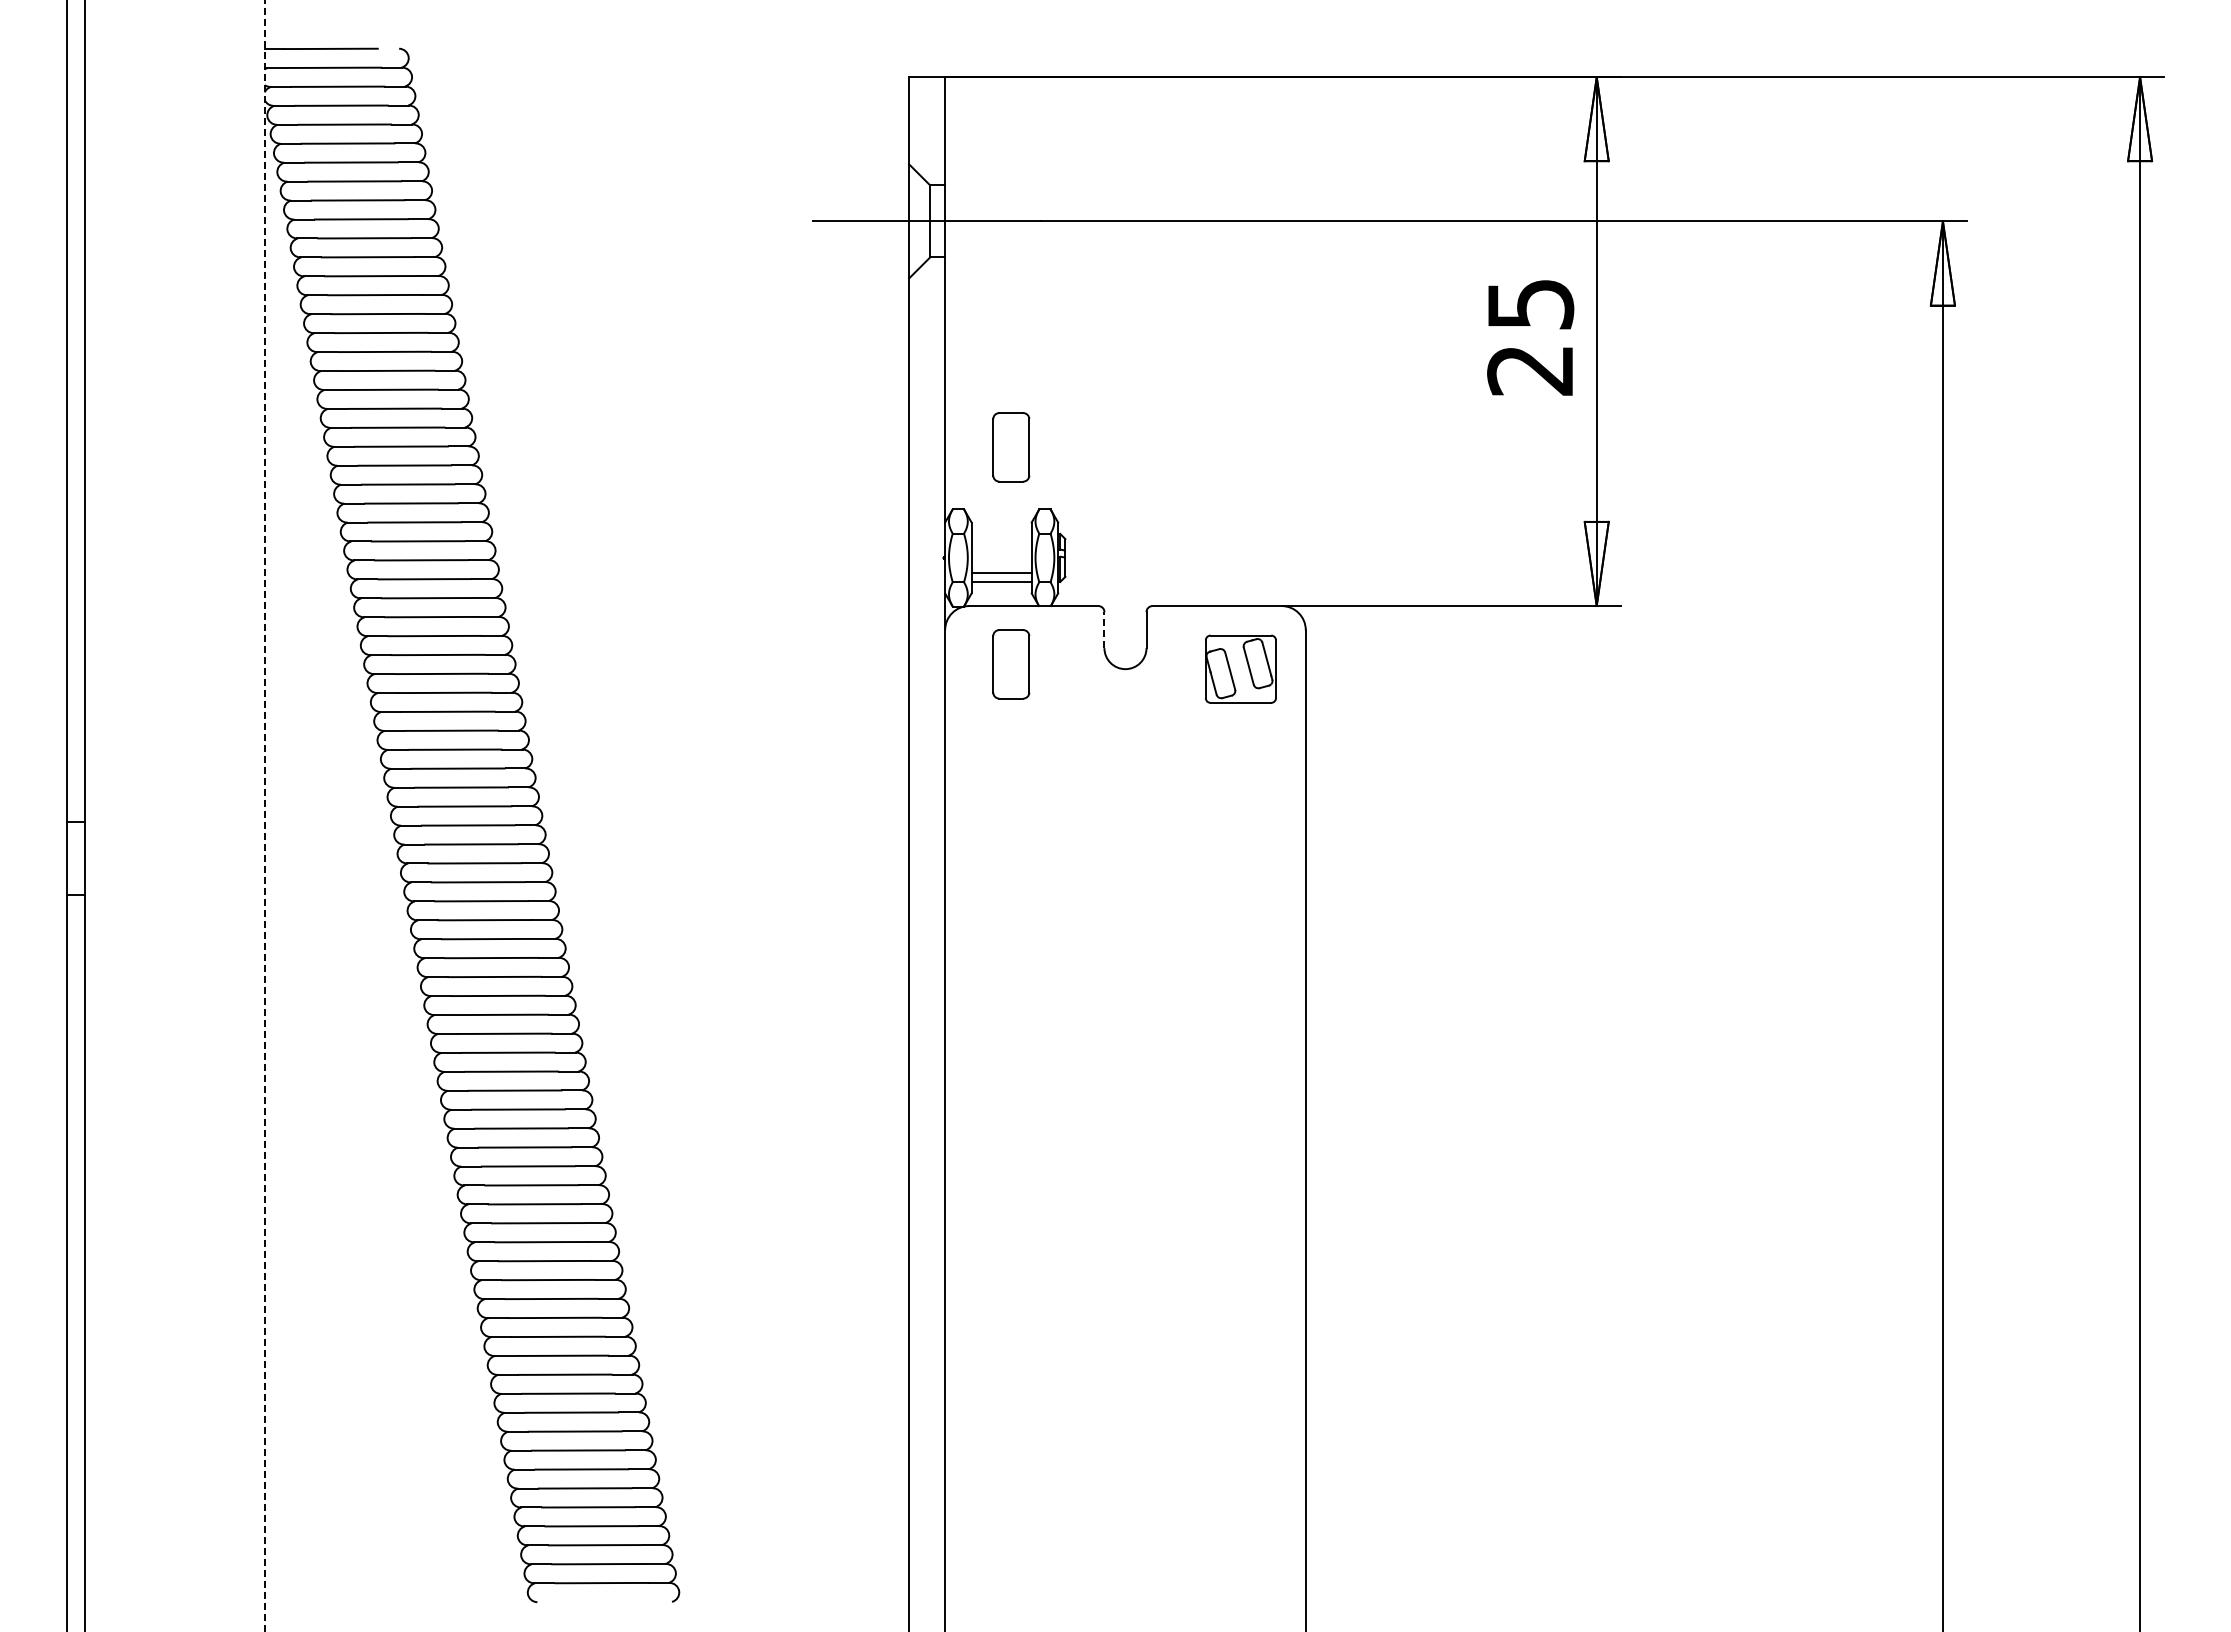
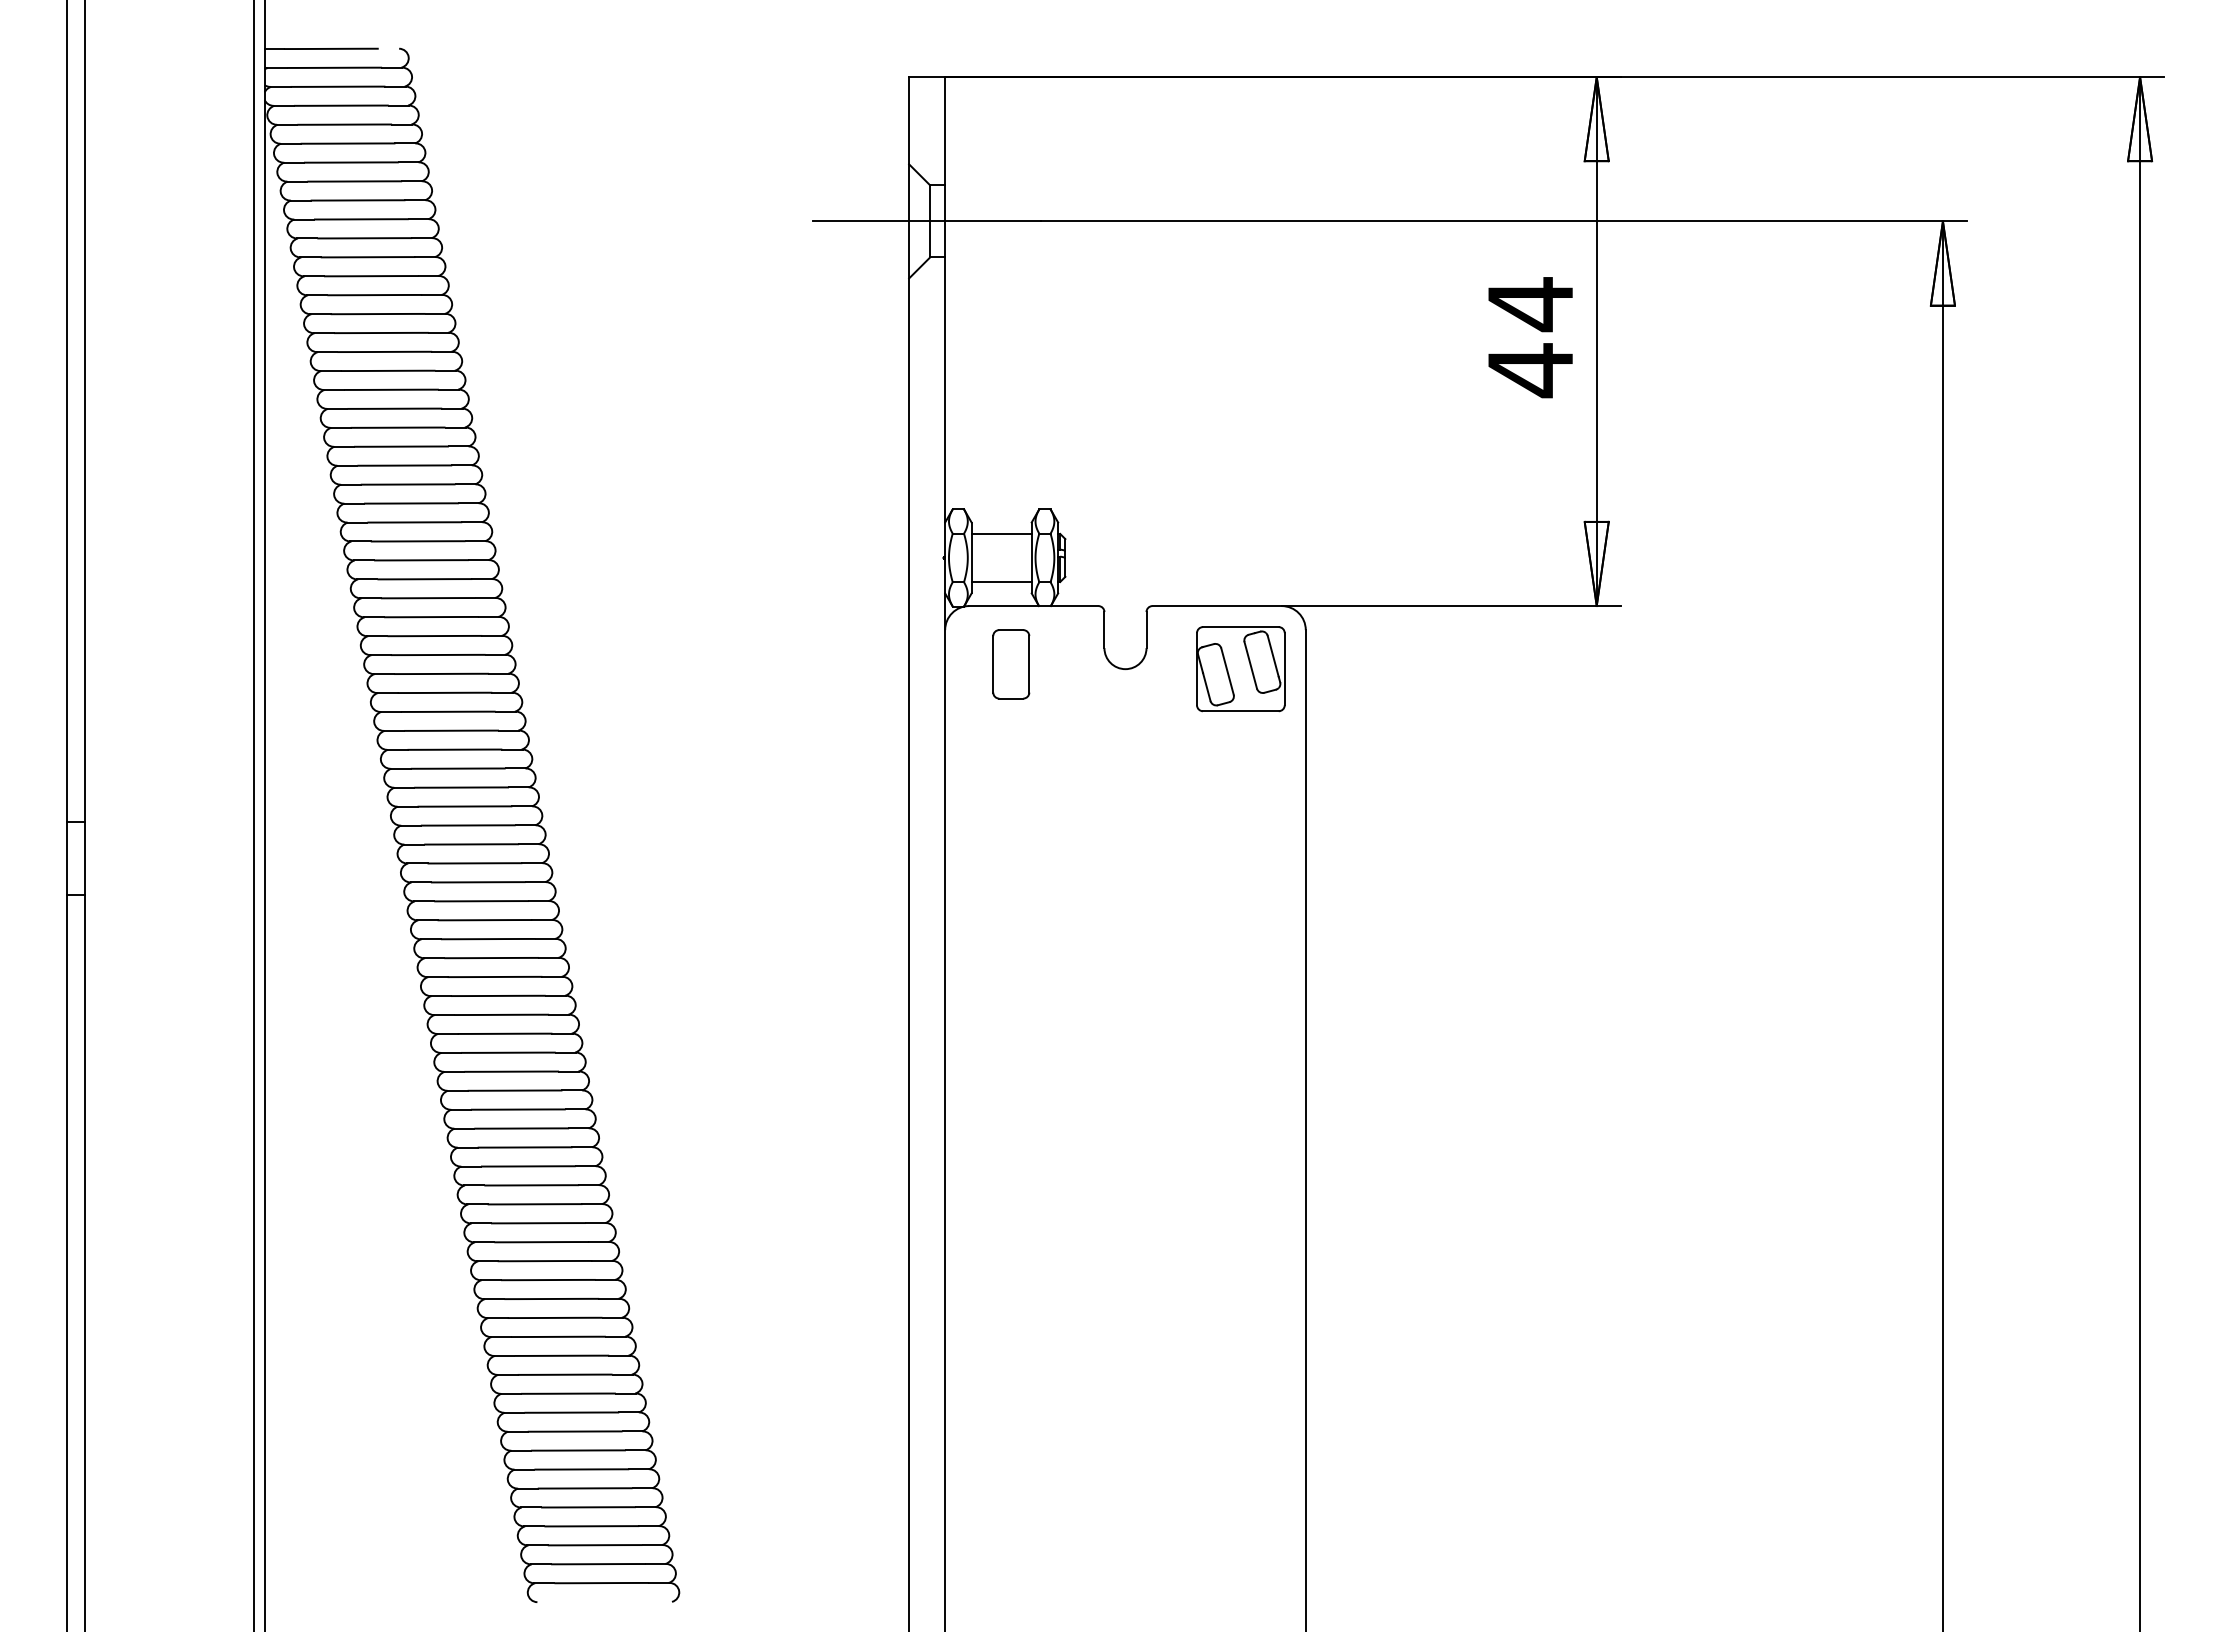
text: 25 -> 44 (1530, 337)
part: present -> none (1011, 447)
line position: (1001, 572) -> (1001, 533) (1001, 533)
line: dashed -> solid (1104, 629)
part size: 72x70 px -> 90x87 px (1240, 669)
line: none -> present (254, 815)
line: dashed -> solid (264, 816)
